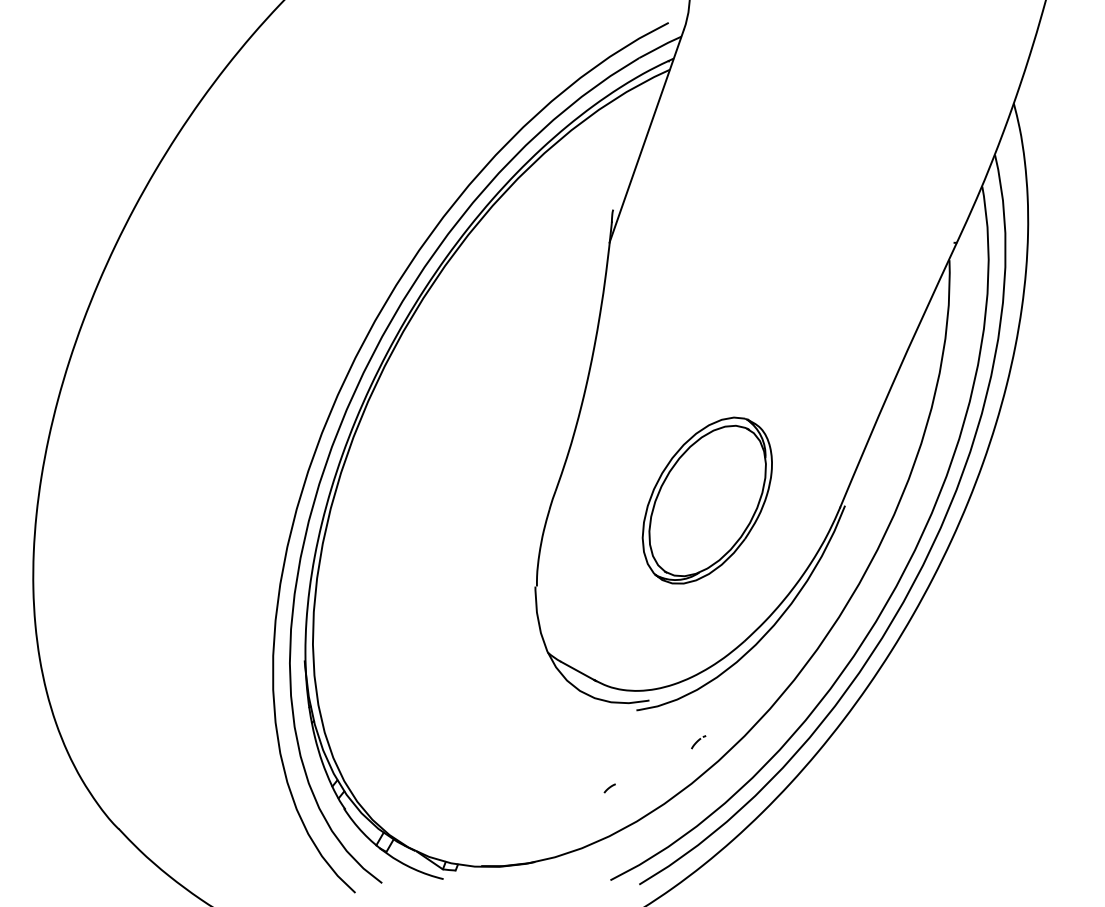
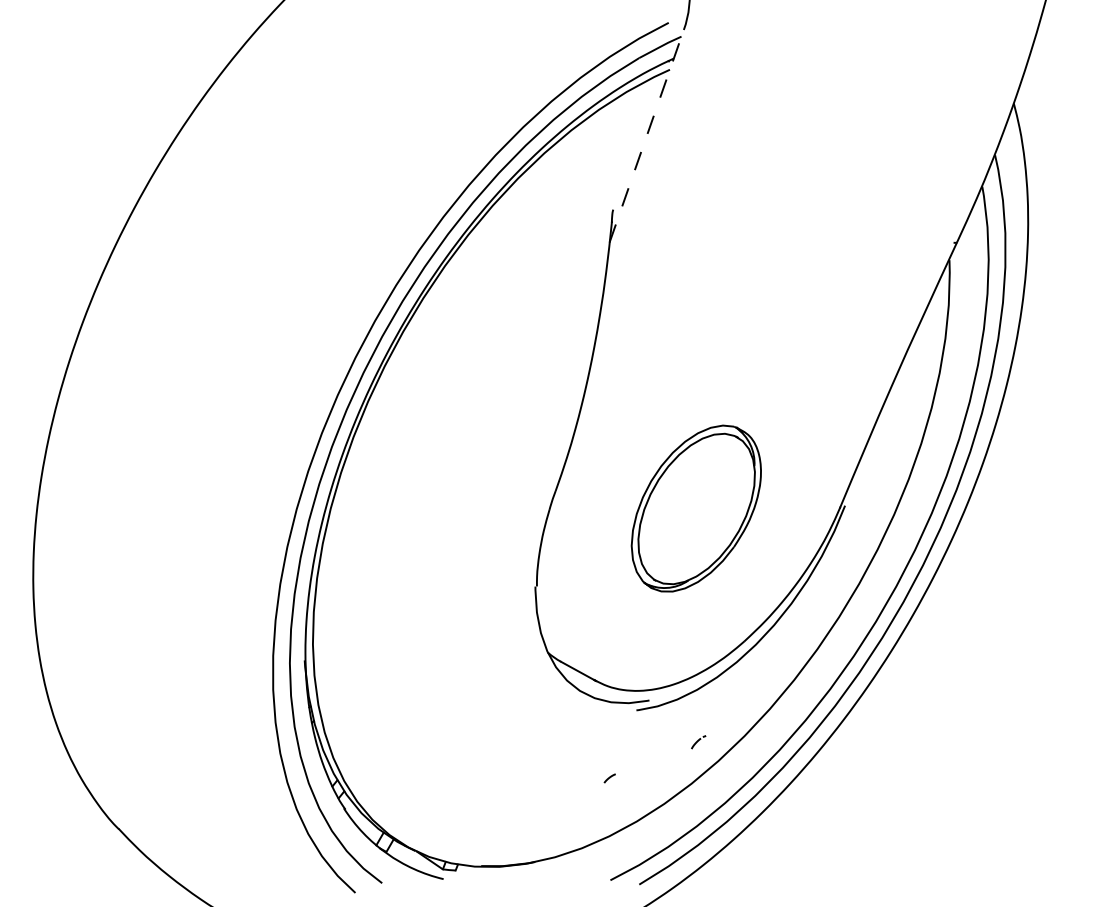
line: solid -> dashed (646, 136)
part position: (706, 500) -> (695, 508) (695, 508)
curve position: (609, 788) -> (609, 778) (609, 778)
